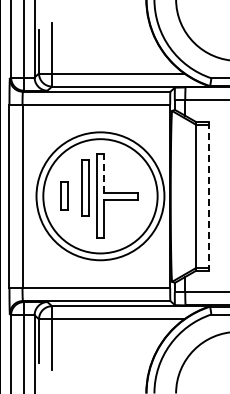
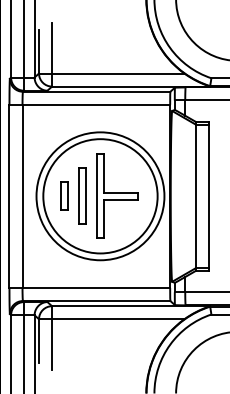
line: dashed -> solid (103, 173)
part position: (85, 187) -> (82, 195) (82, 195)
line: dashed -> solid (208, 196)
